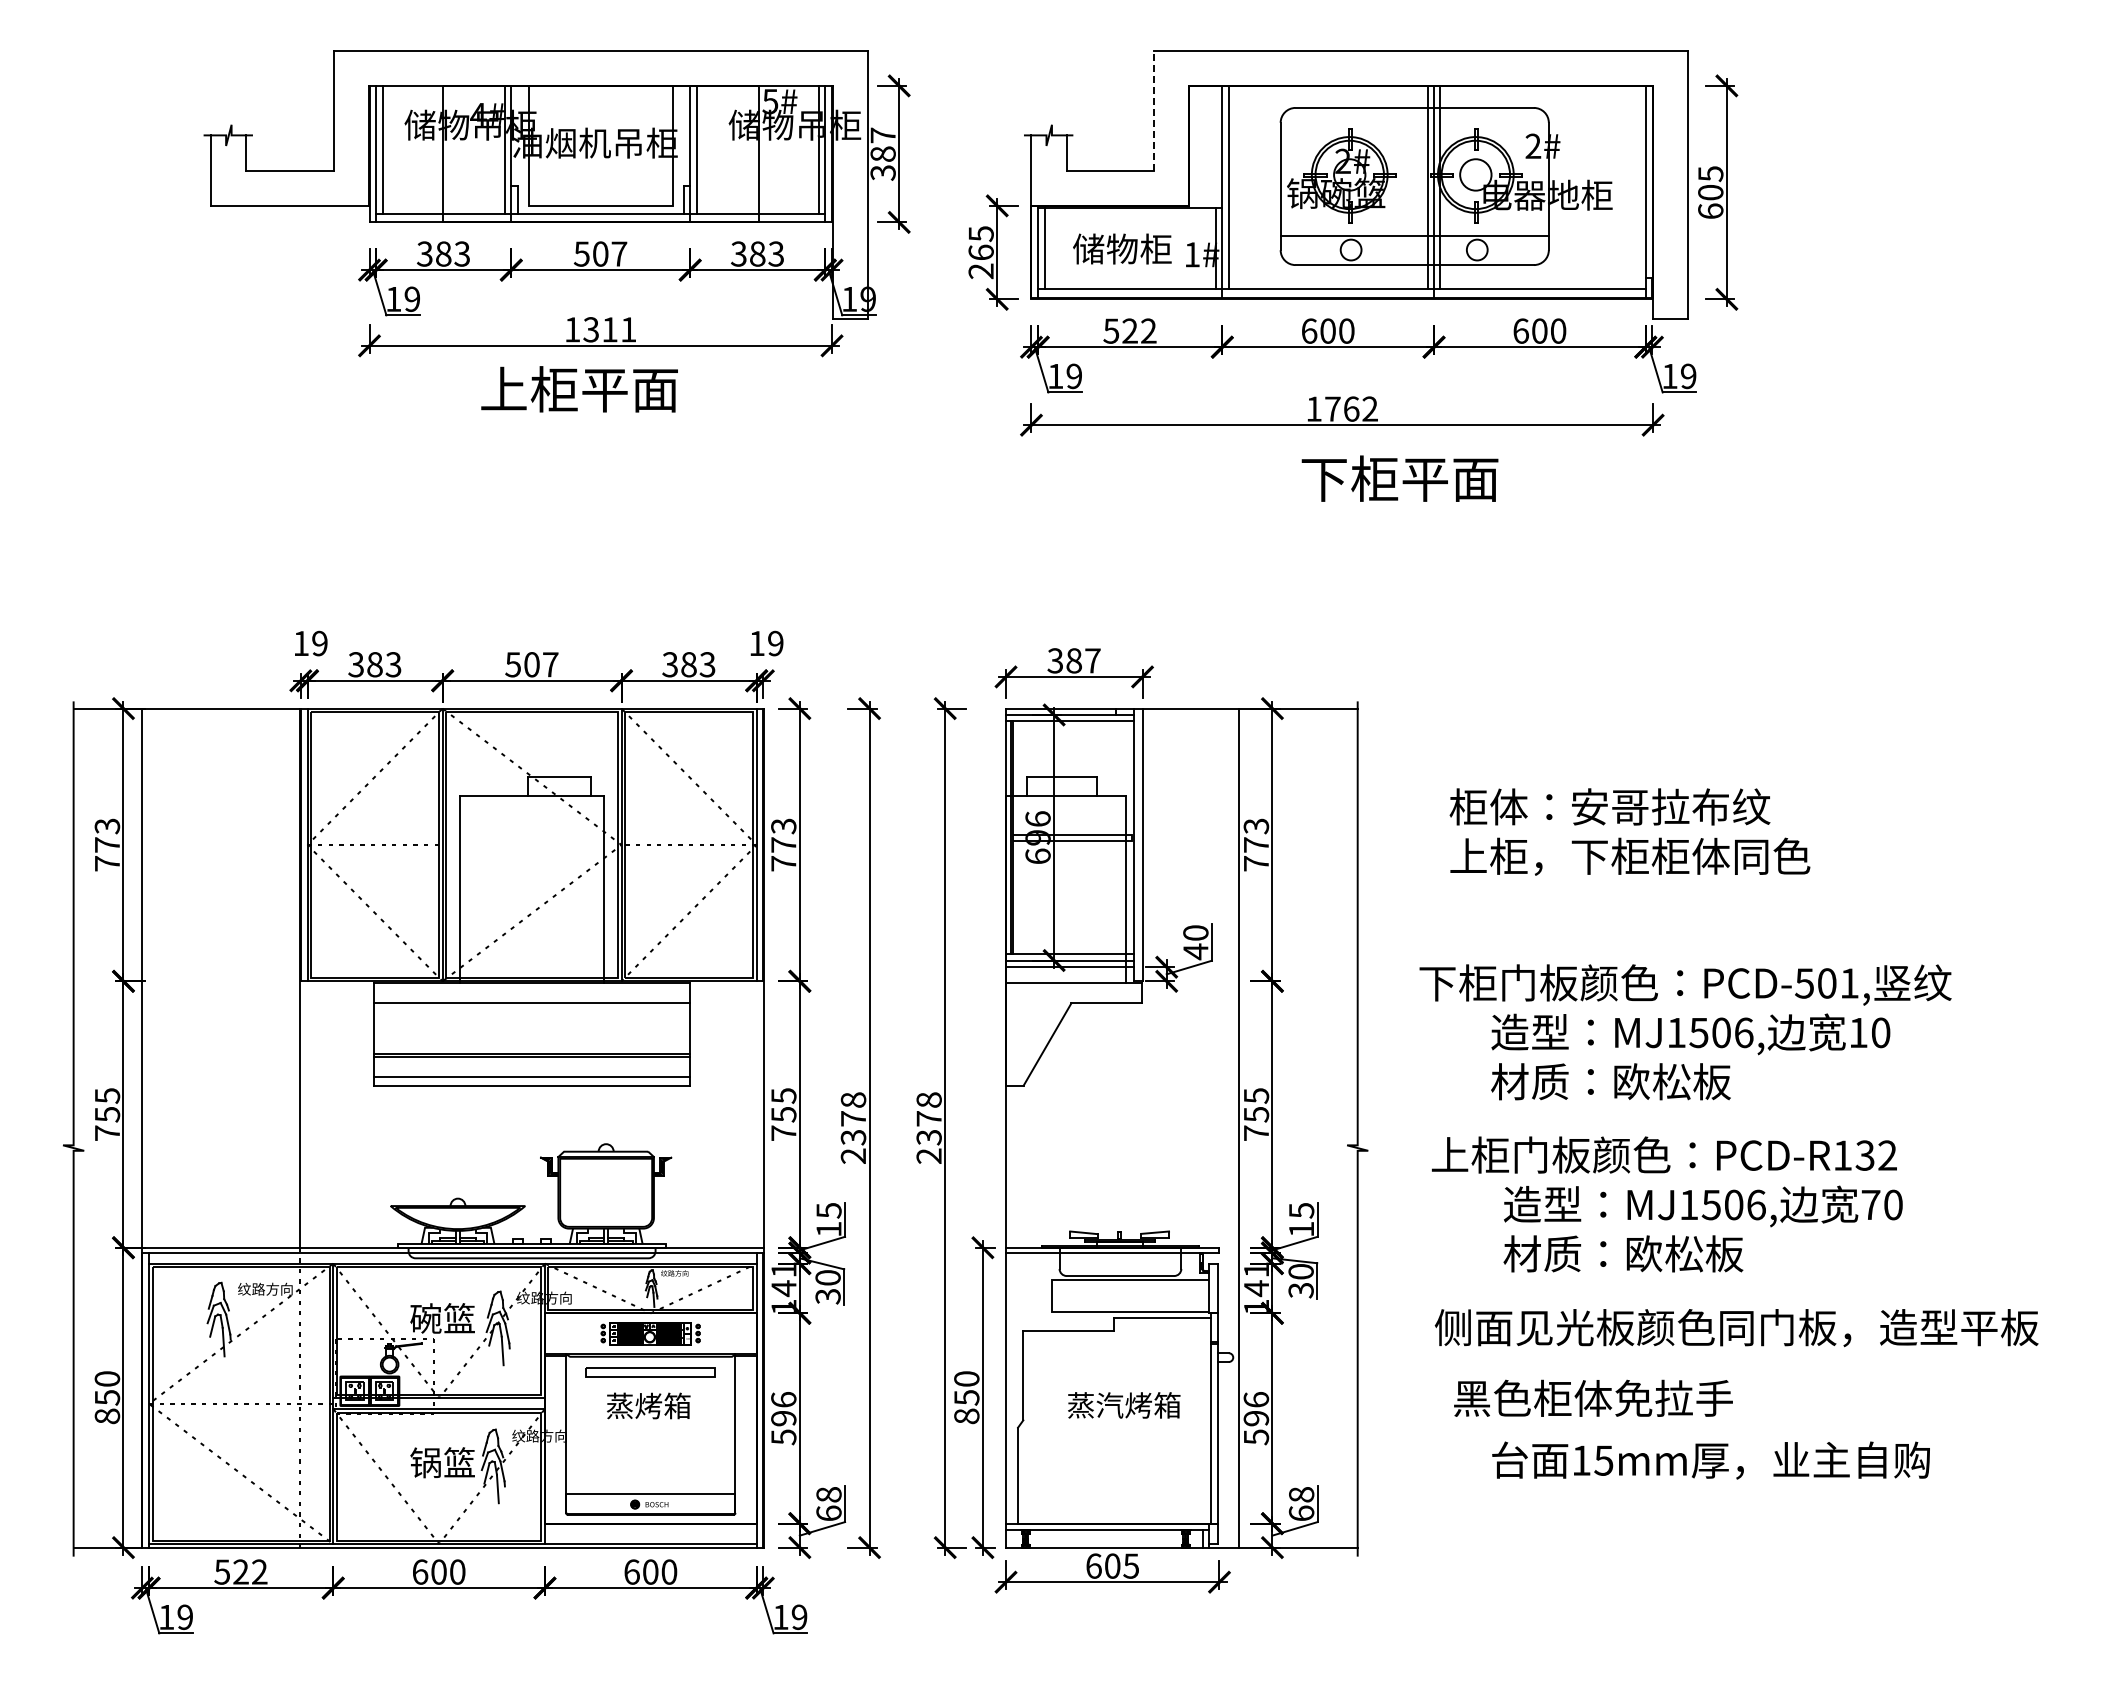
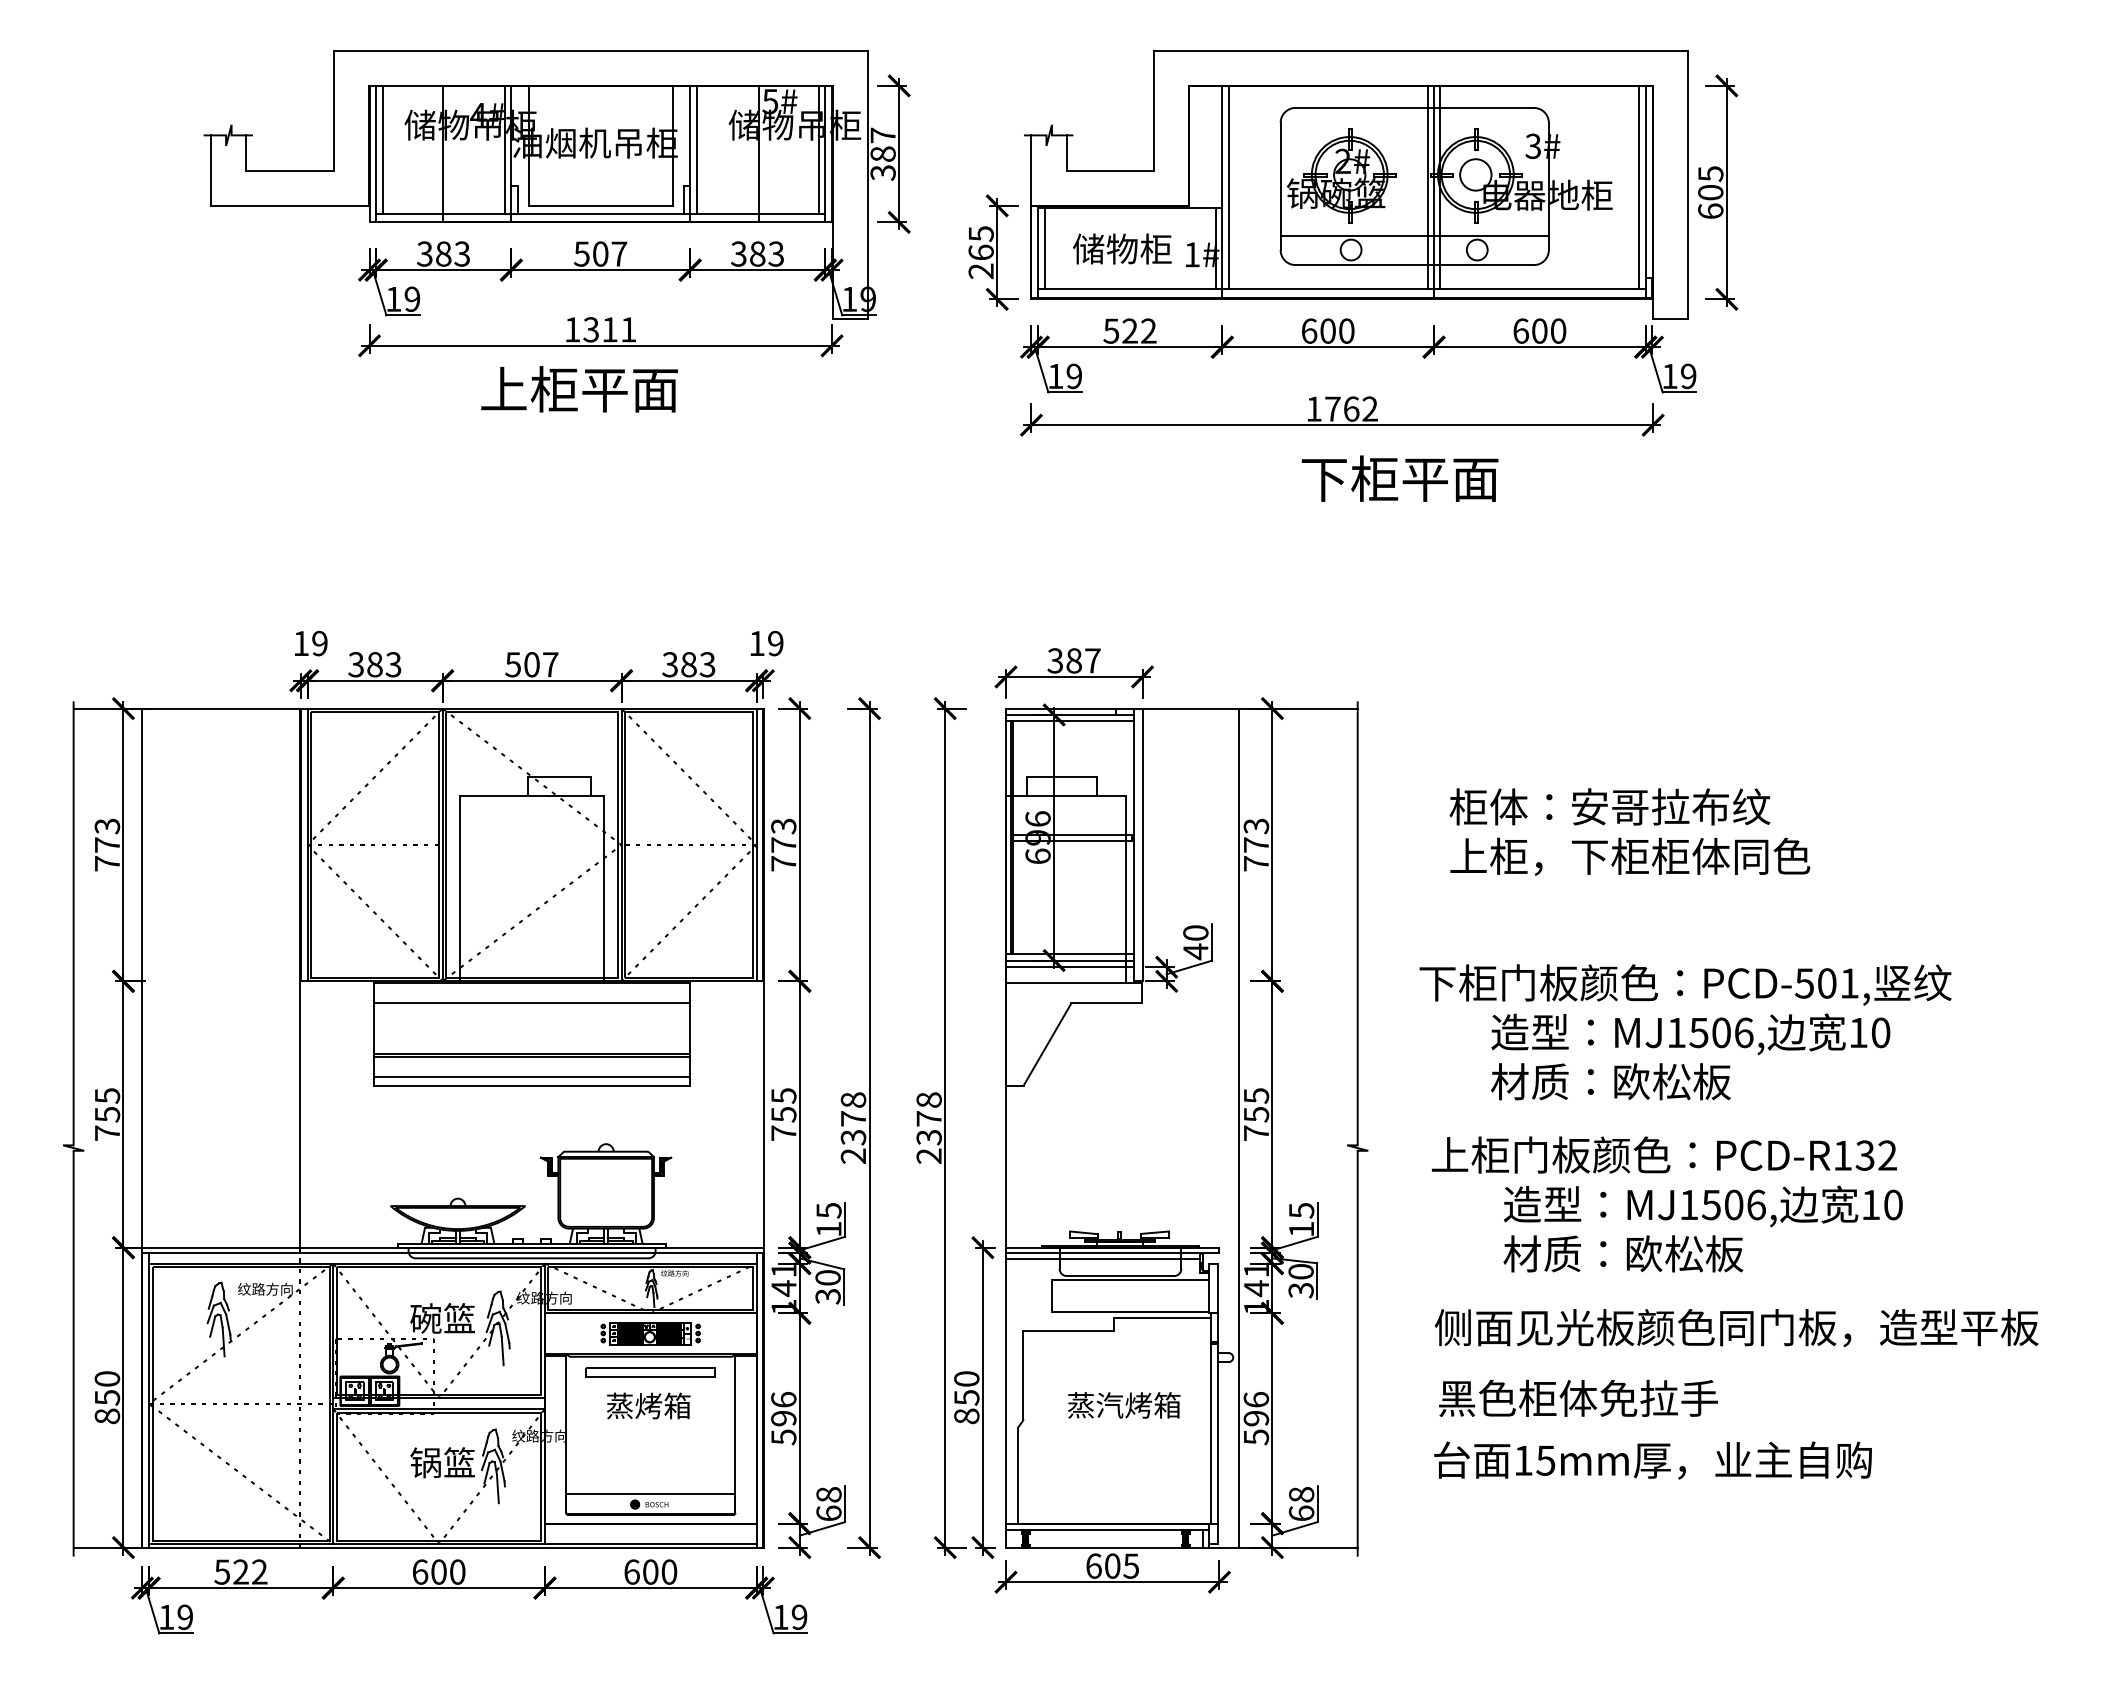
line: dashed -> solid (1153, 110)
text: 2# -> 3# (1533, 146)
line: none -> present (1639, 187)
text: 70 -> 10 (1870, 1204)
line: none -> present (1103, 1259)
text position: (1593, 1397) -> (1578, 1397) (1578, 1397)
text position: (1710, 1460) -> (1652, 1460) (1652, 1460)
